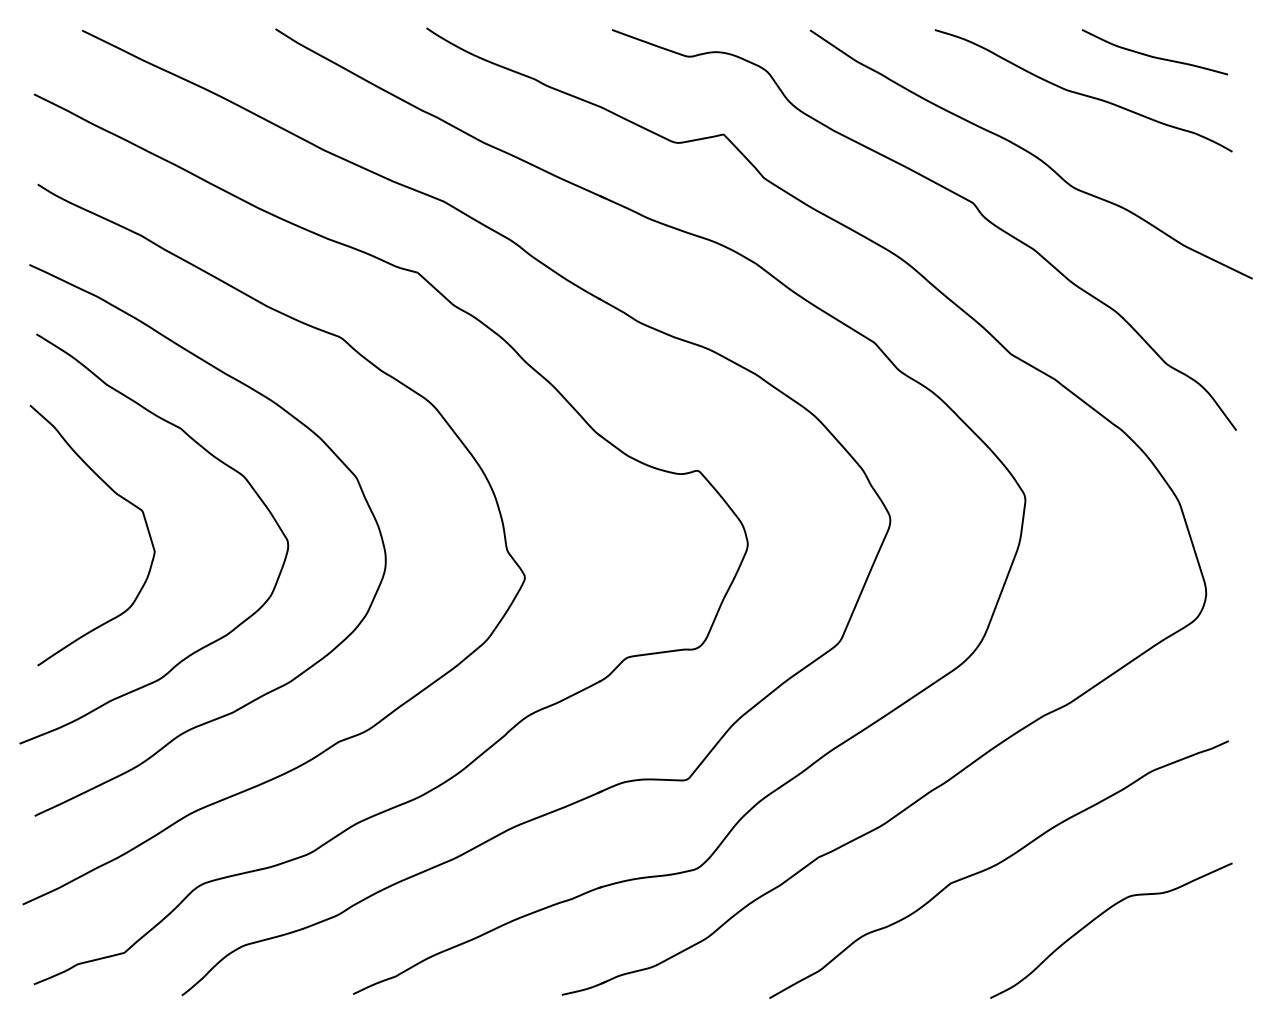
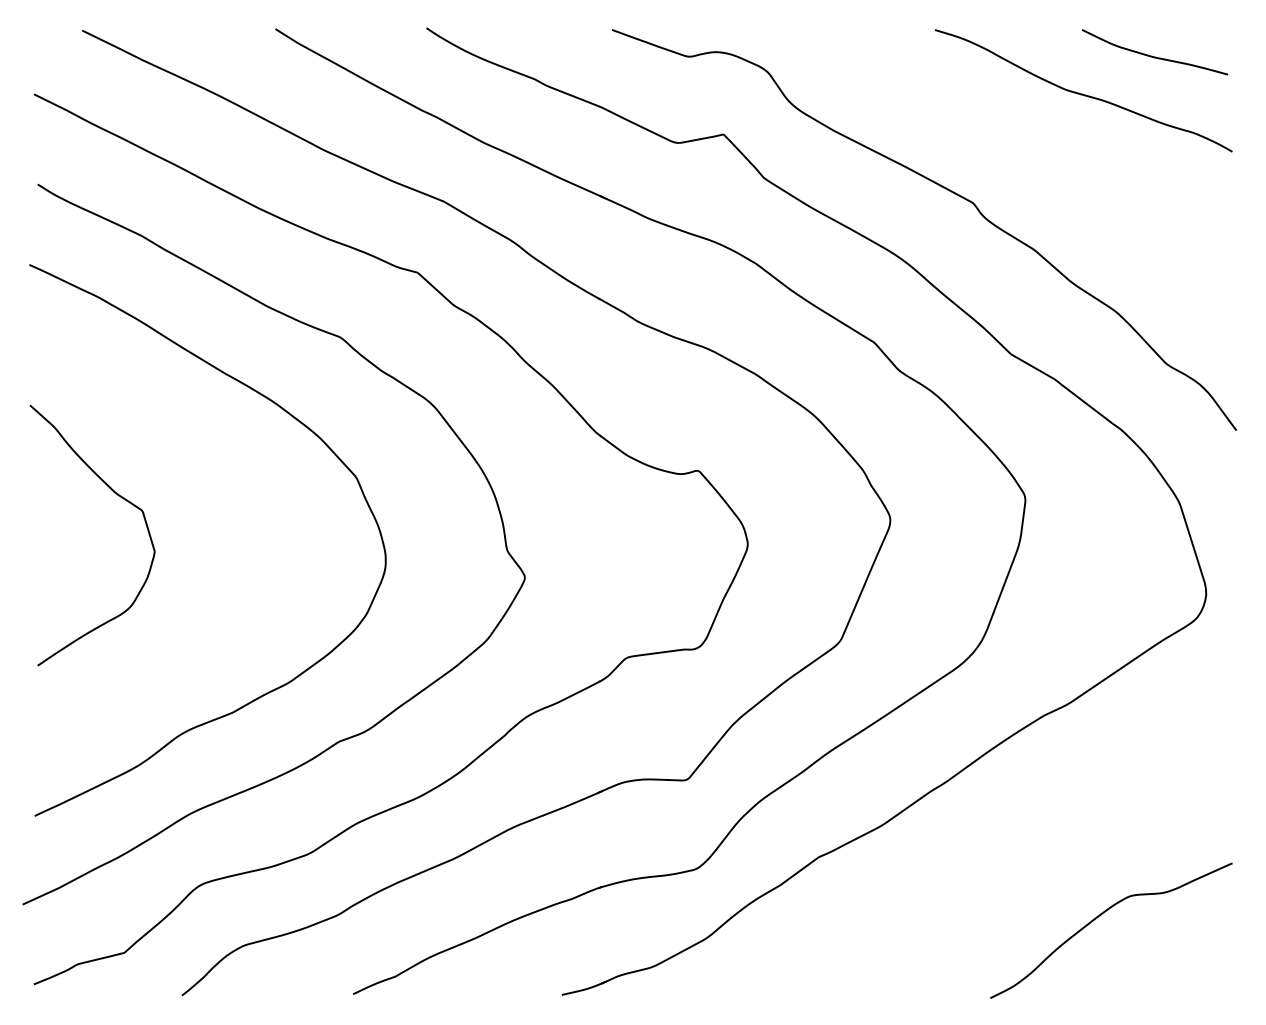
curve: present -> none (1031, 154)
curve: present -> none (213, 457)
curve: present -> none (997, 865)
